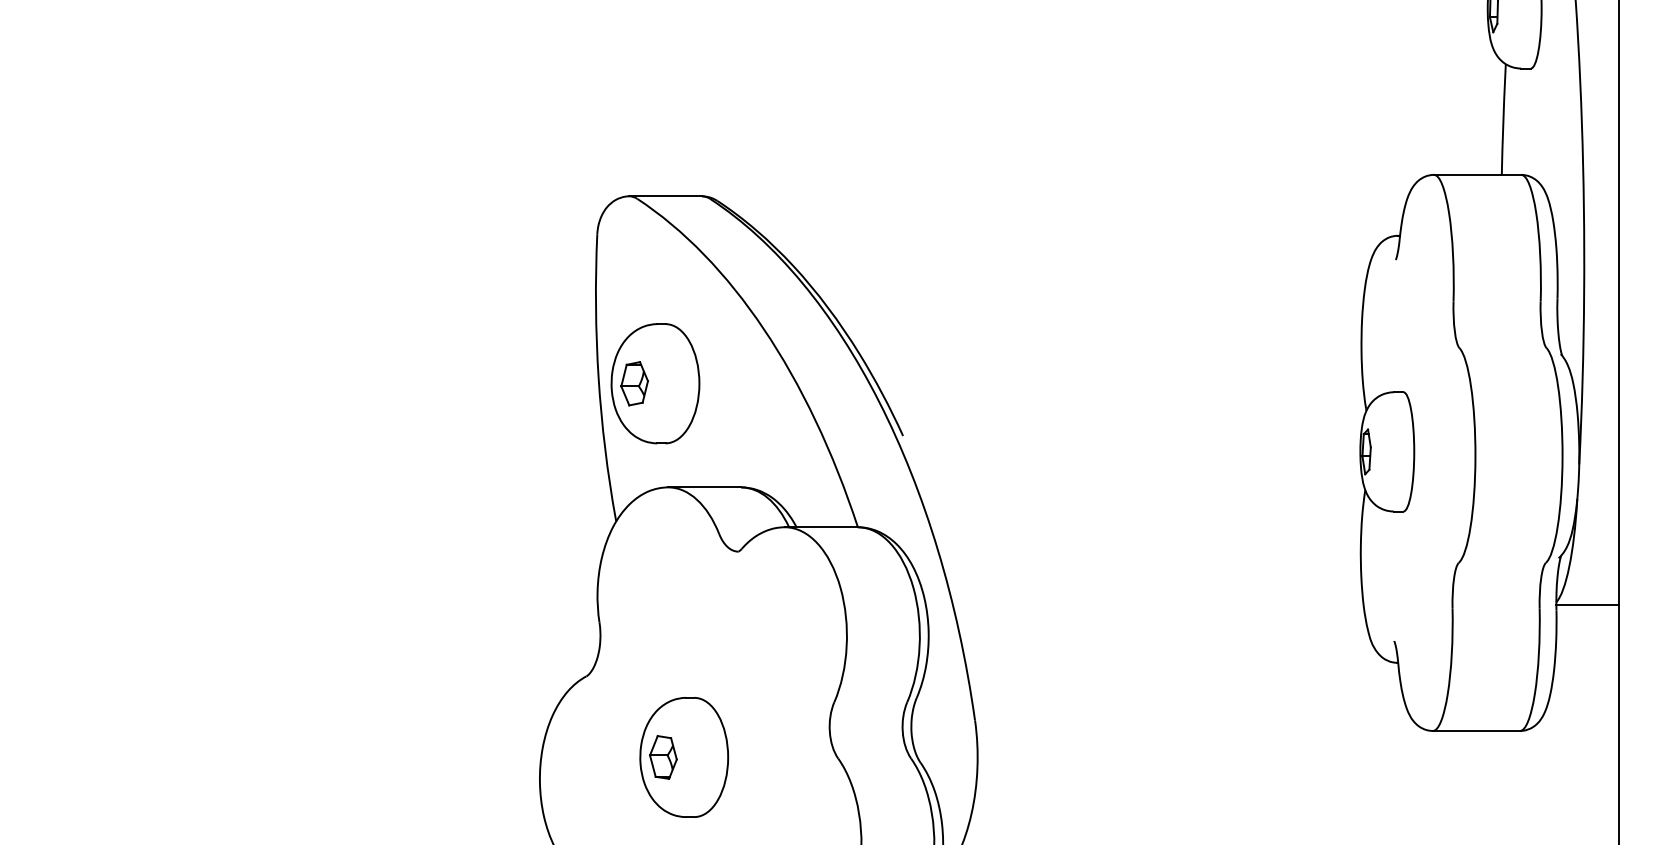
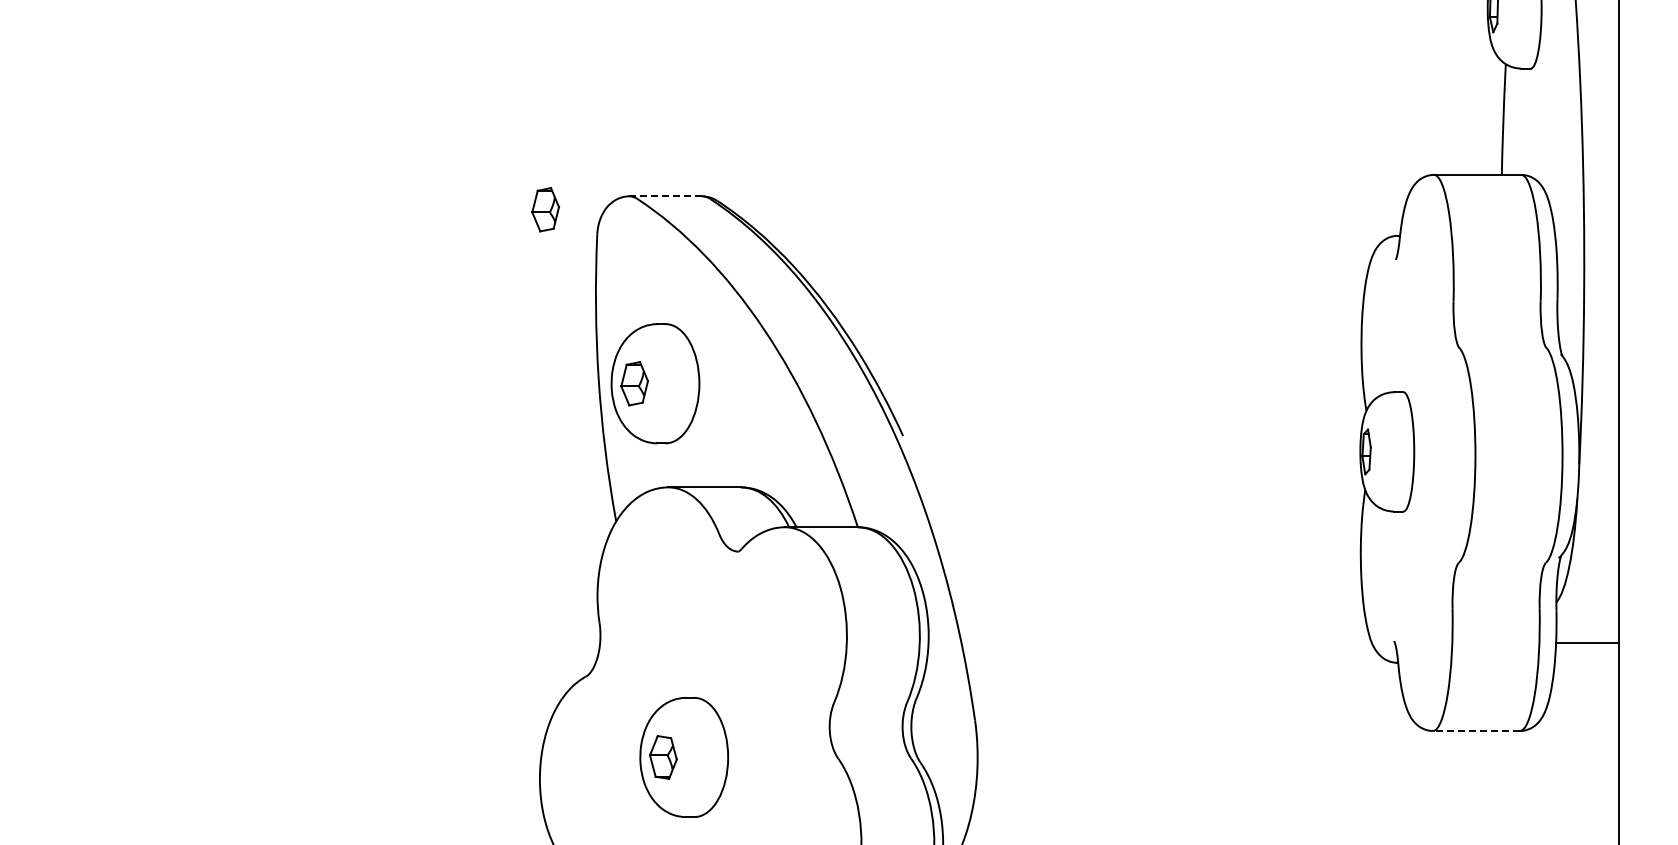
line: solid -> dashed (666, 196)
part: none -> present (545, 209)
line position: (1587, 605) -> (1587, 643) (1587, 643)
line: solid -> dashed (1476, 730)
